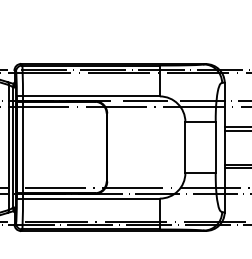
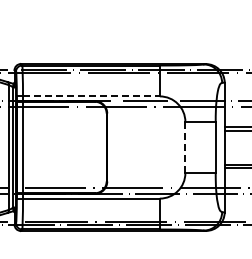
line: solid -> dashed (91, 96)
line: solid -> dashed (185, 147)
